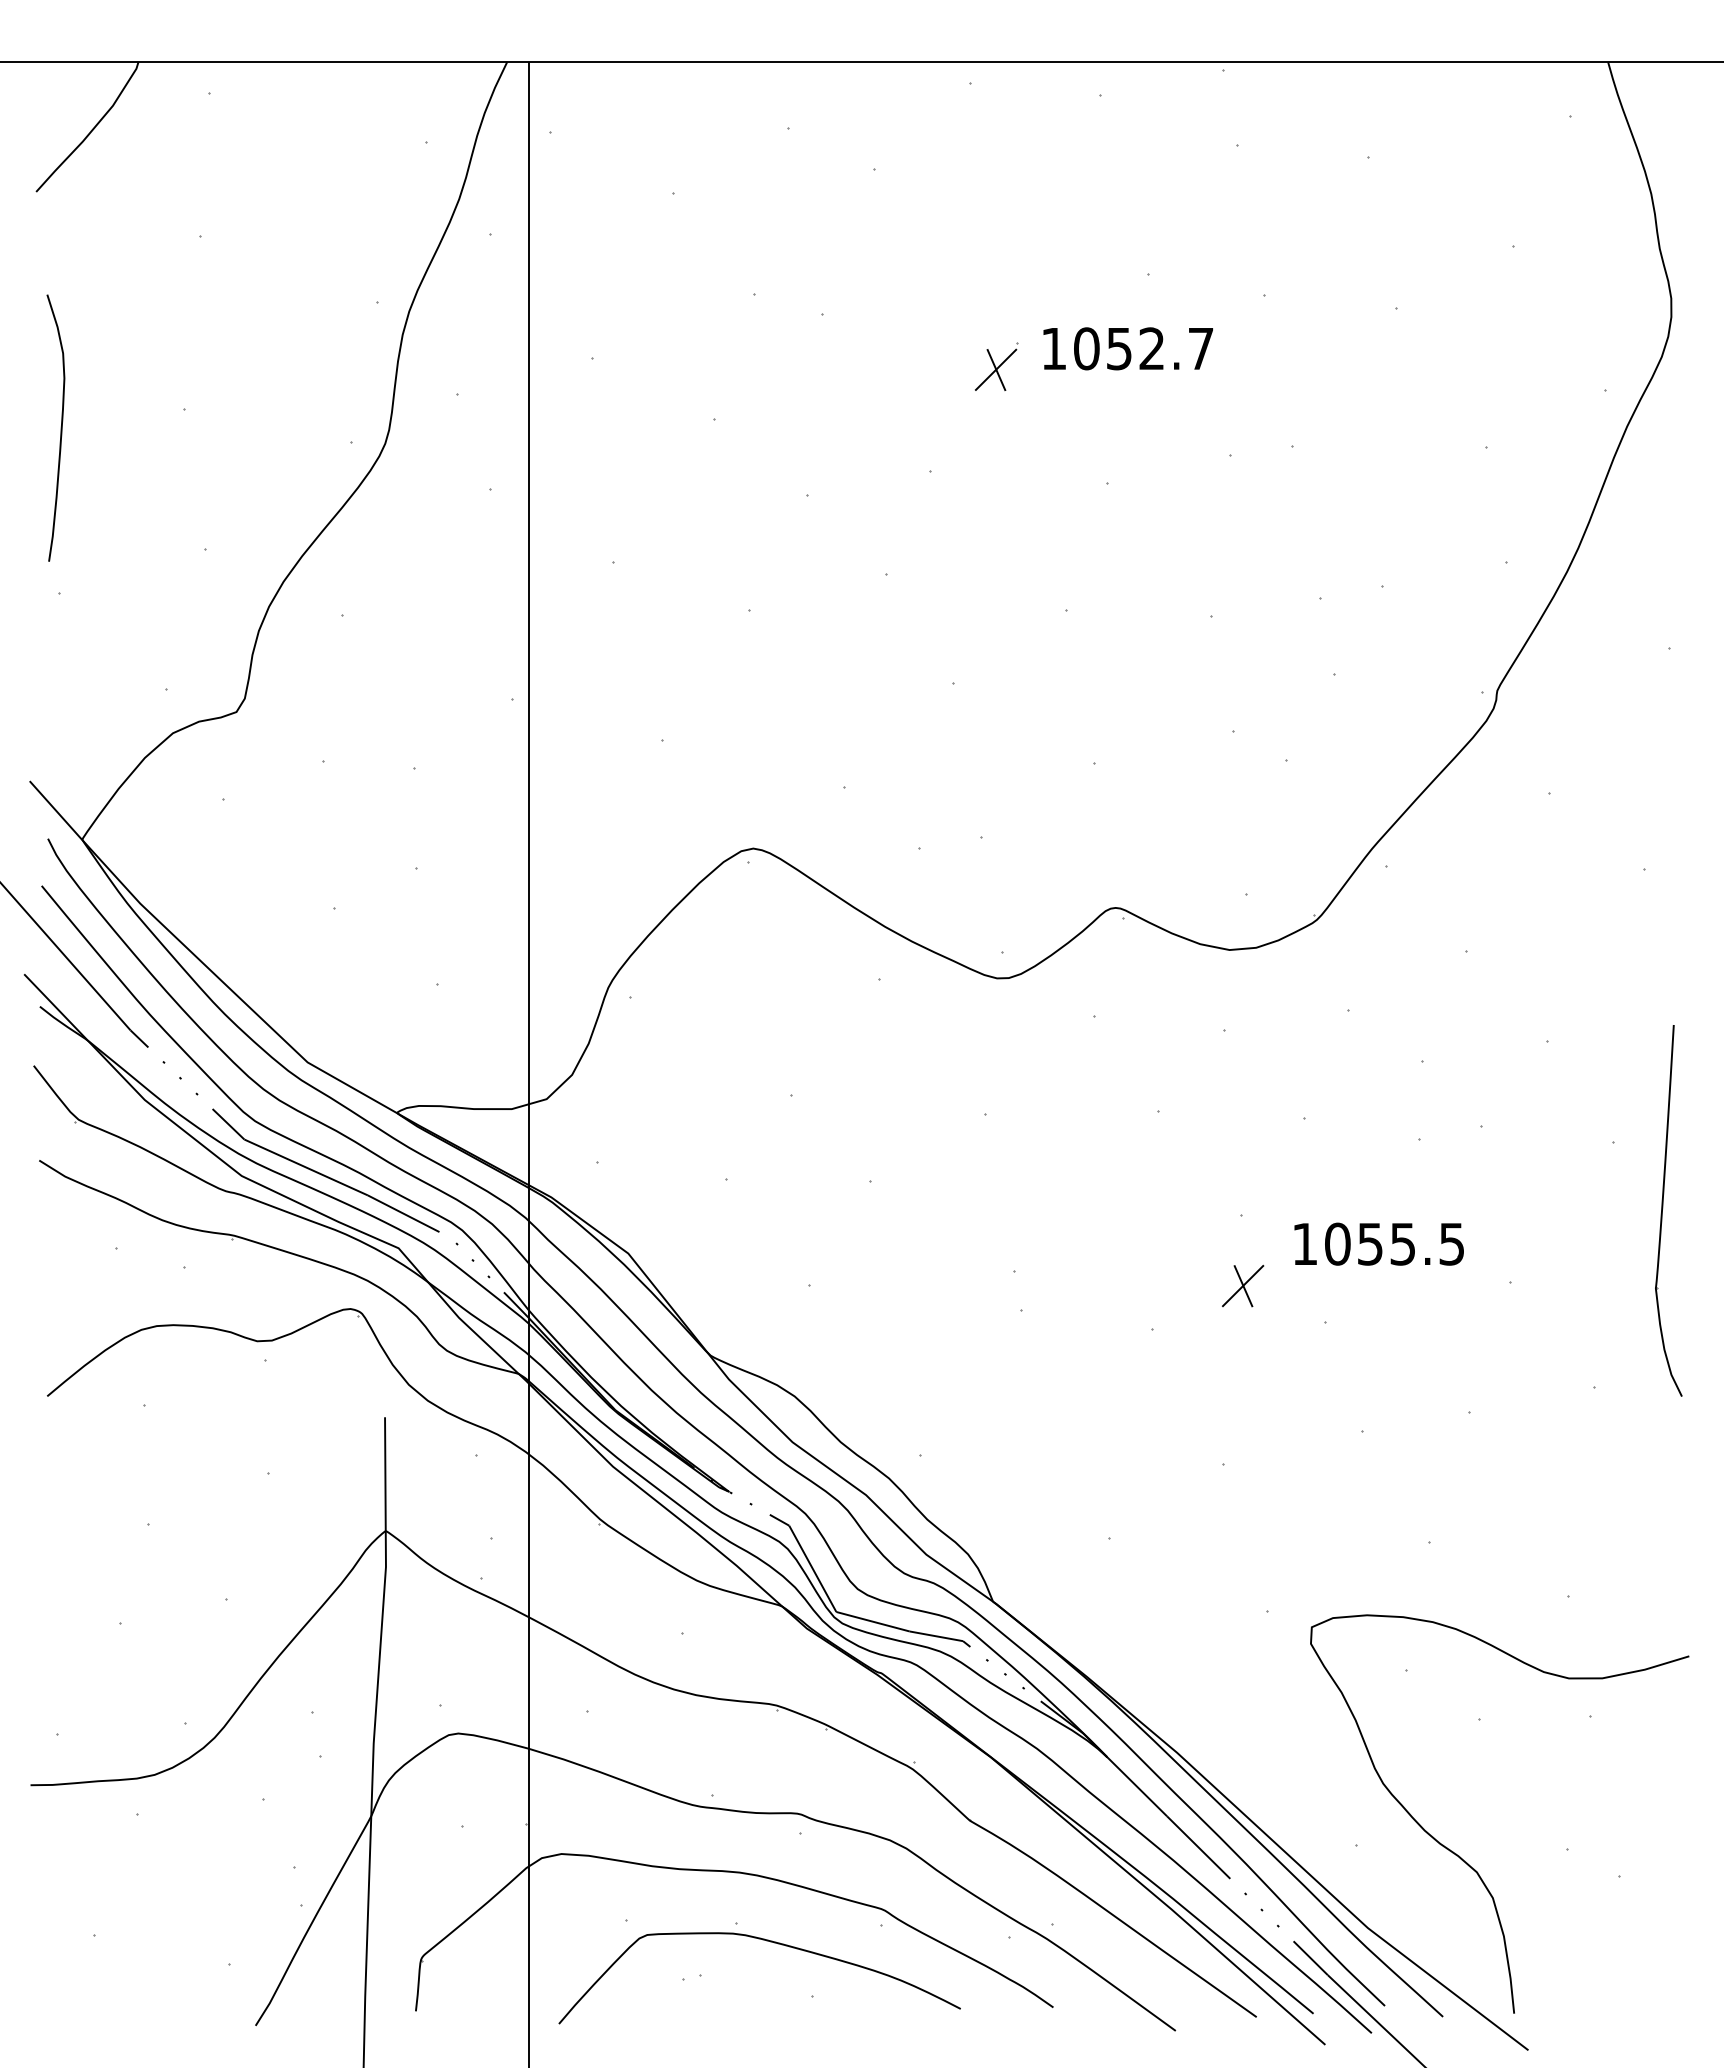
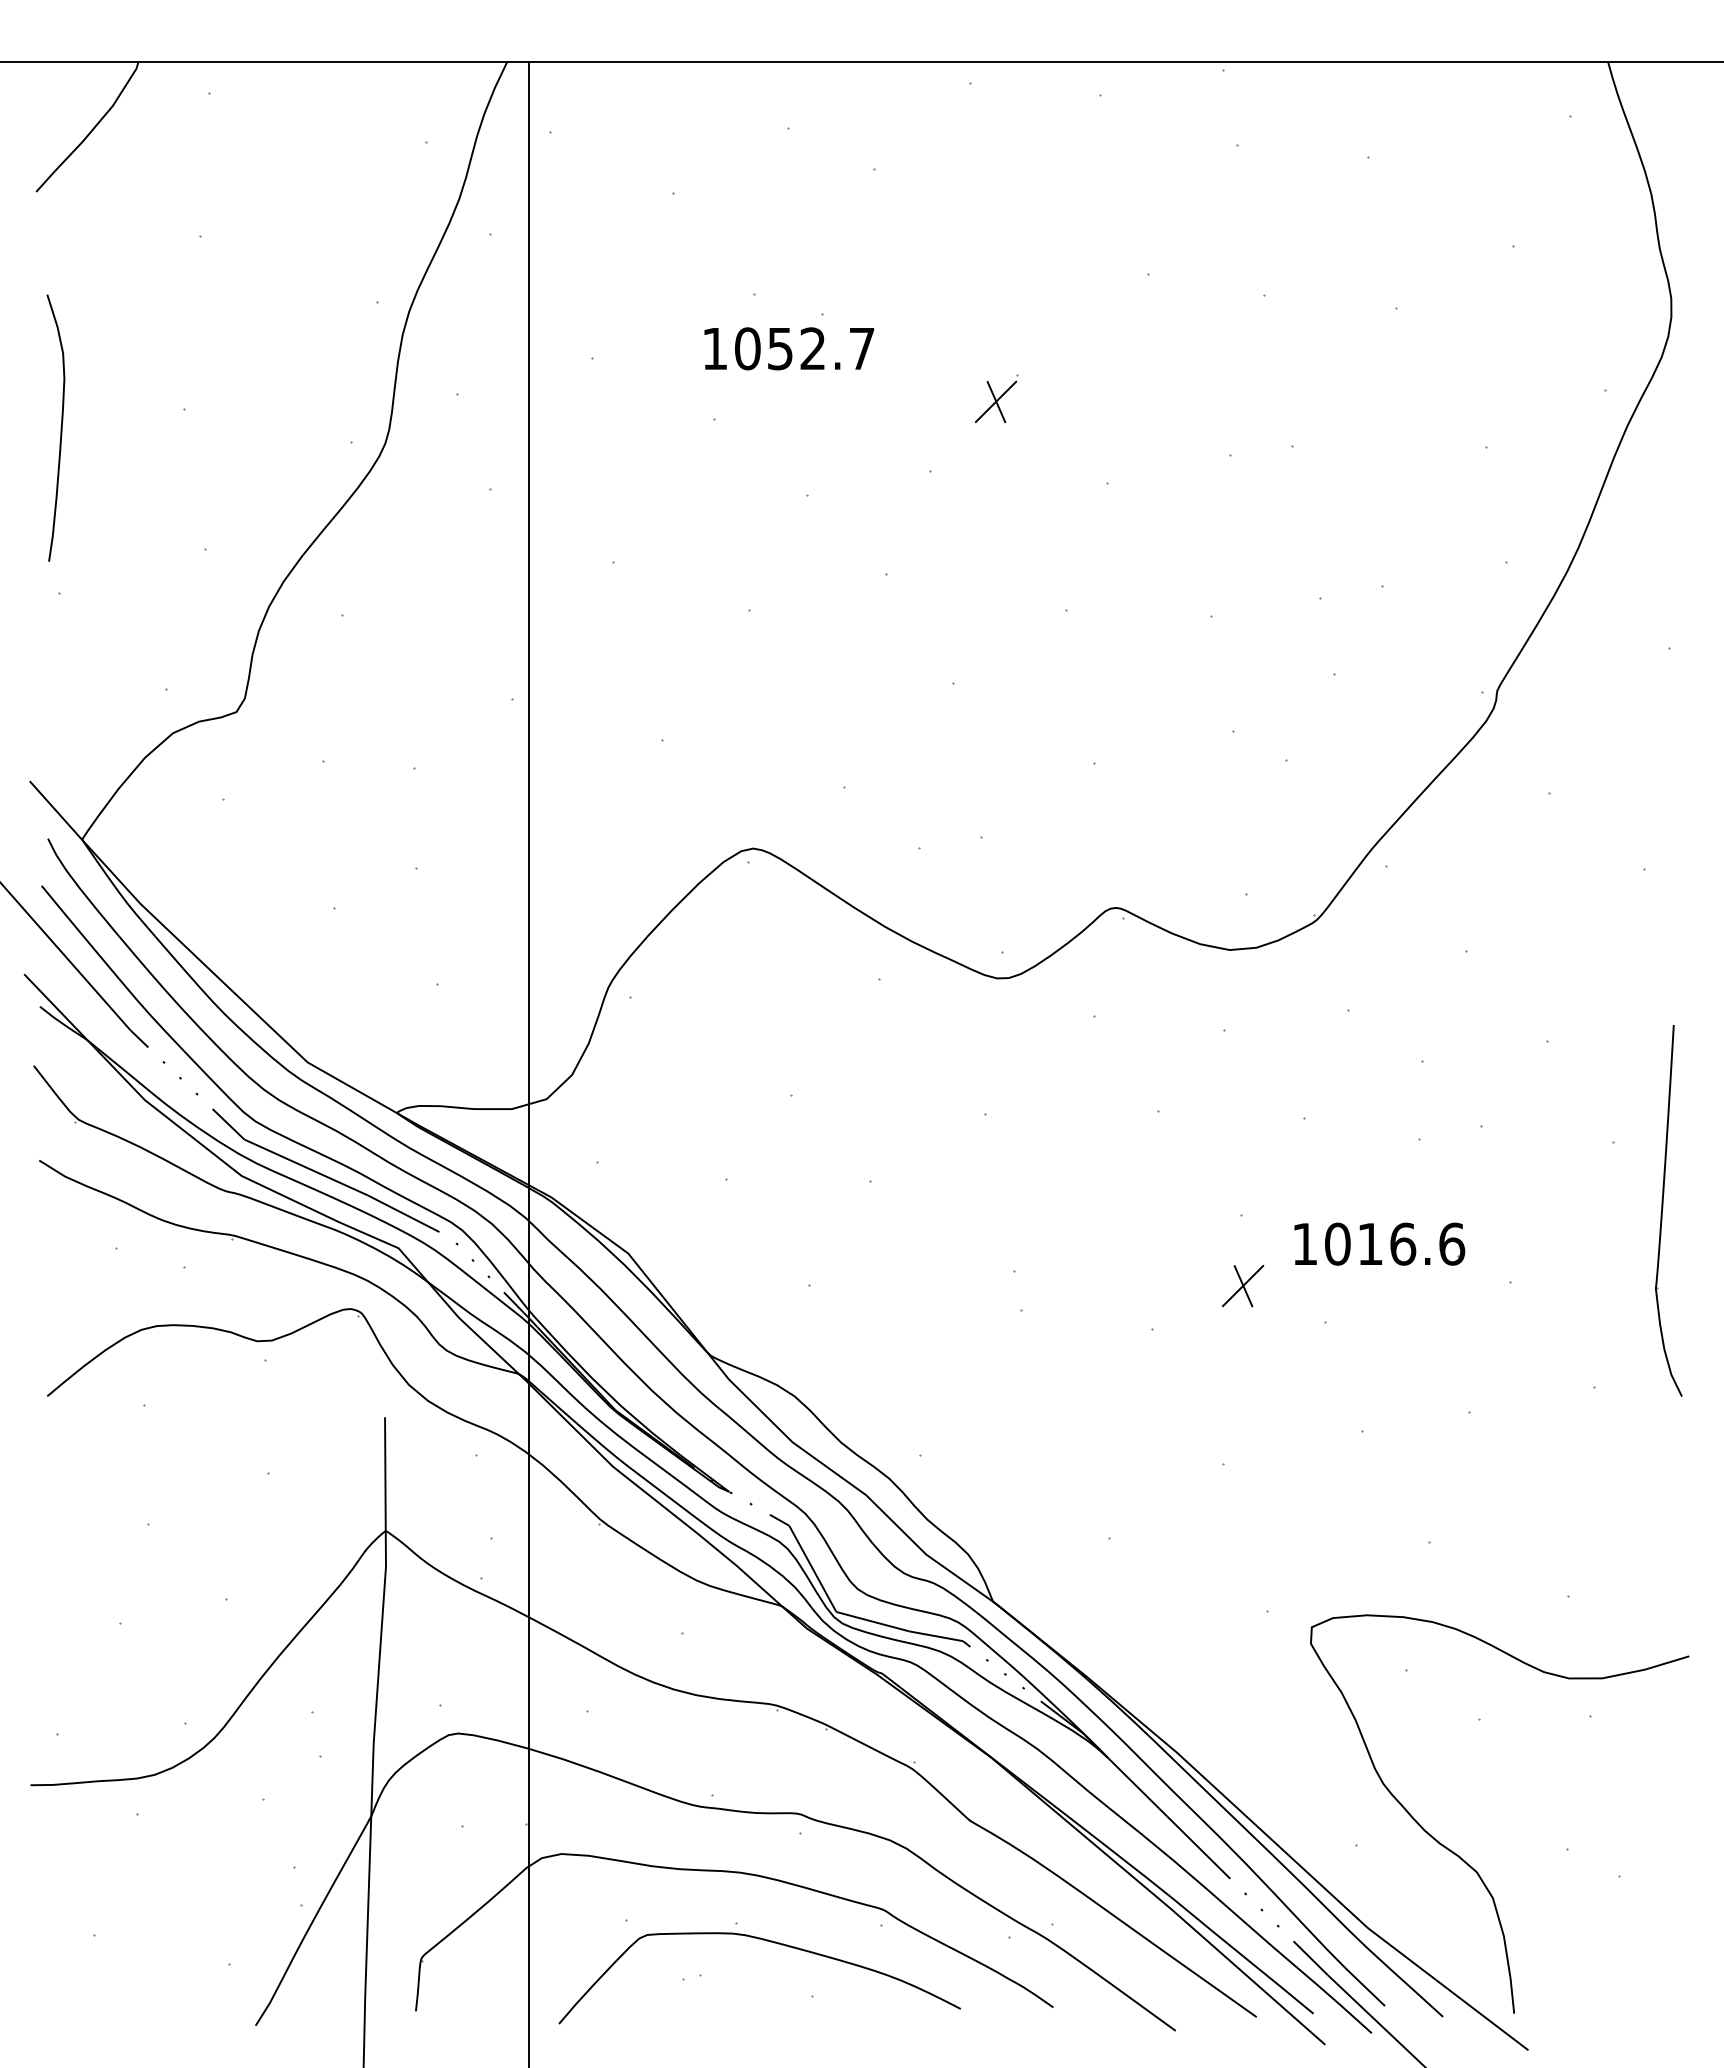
text position: (1127, 348) -> (788, 348) (788, 348)
part position: (996, 366) -> (996, 398) (996, 398)
text: 1055.5 -> 1016.6 (1411, 1243)
